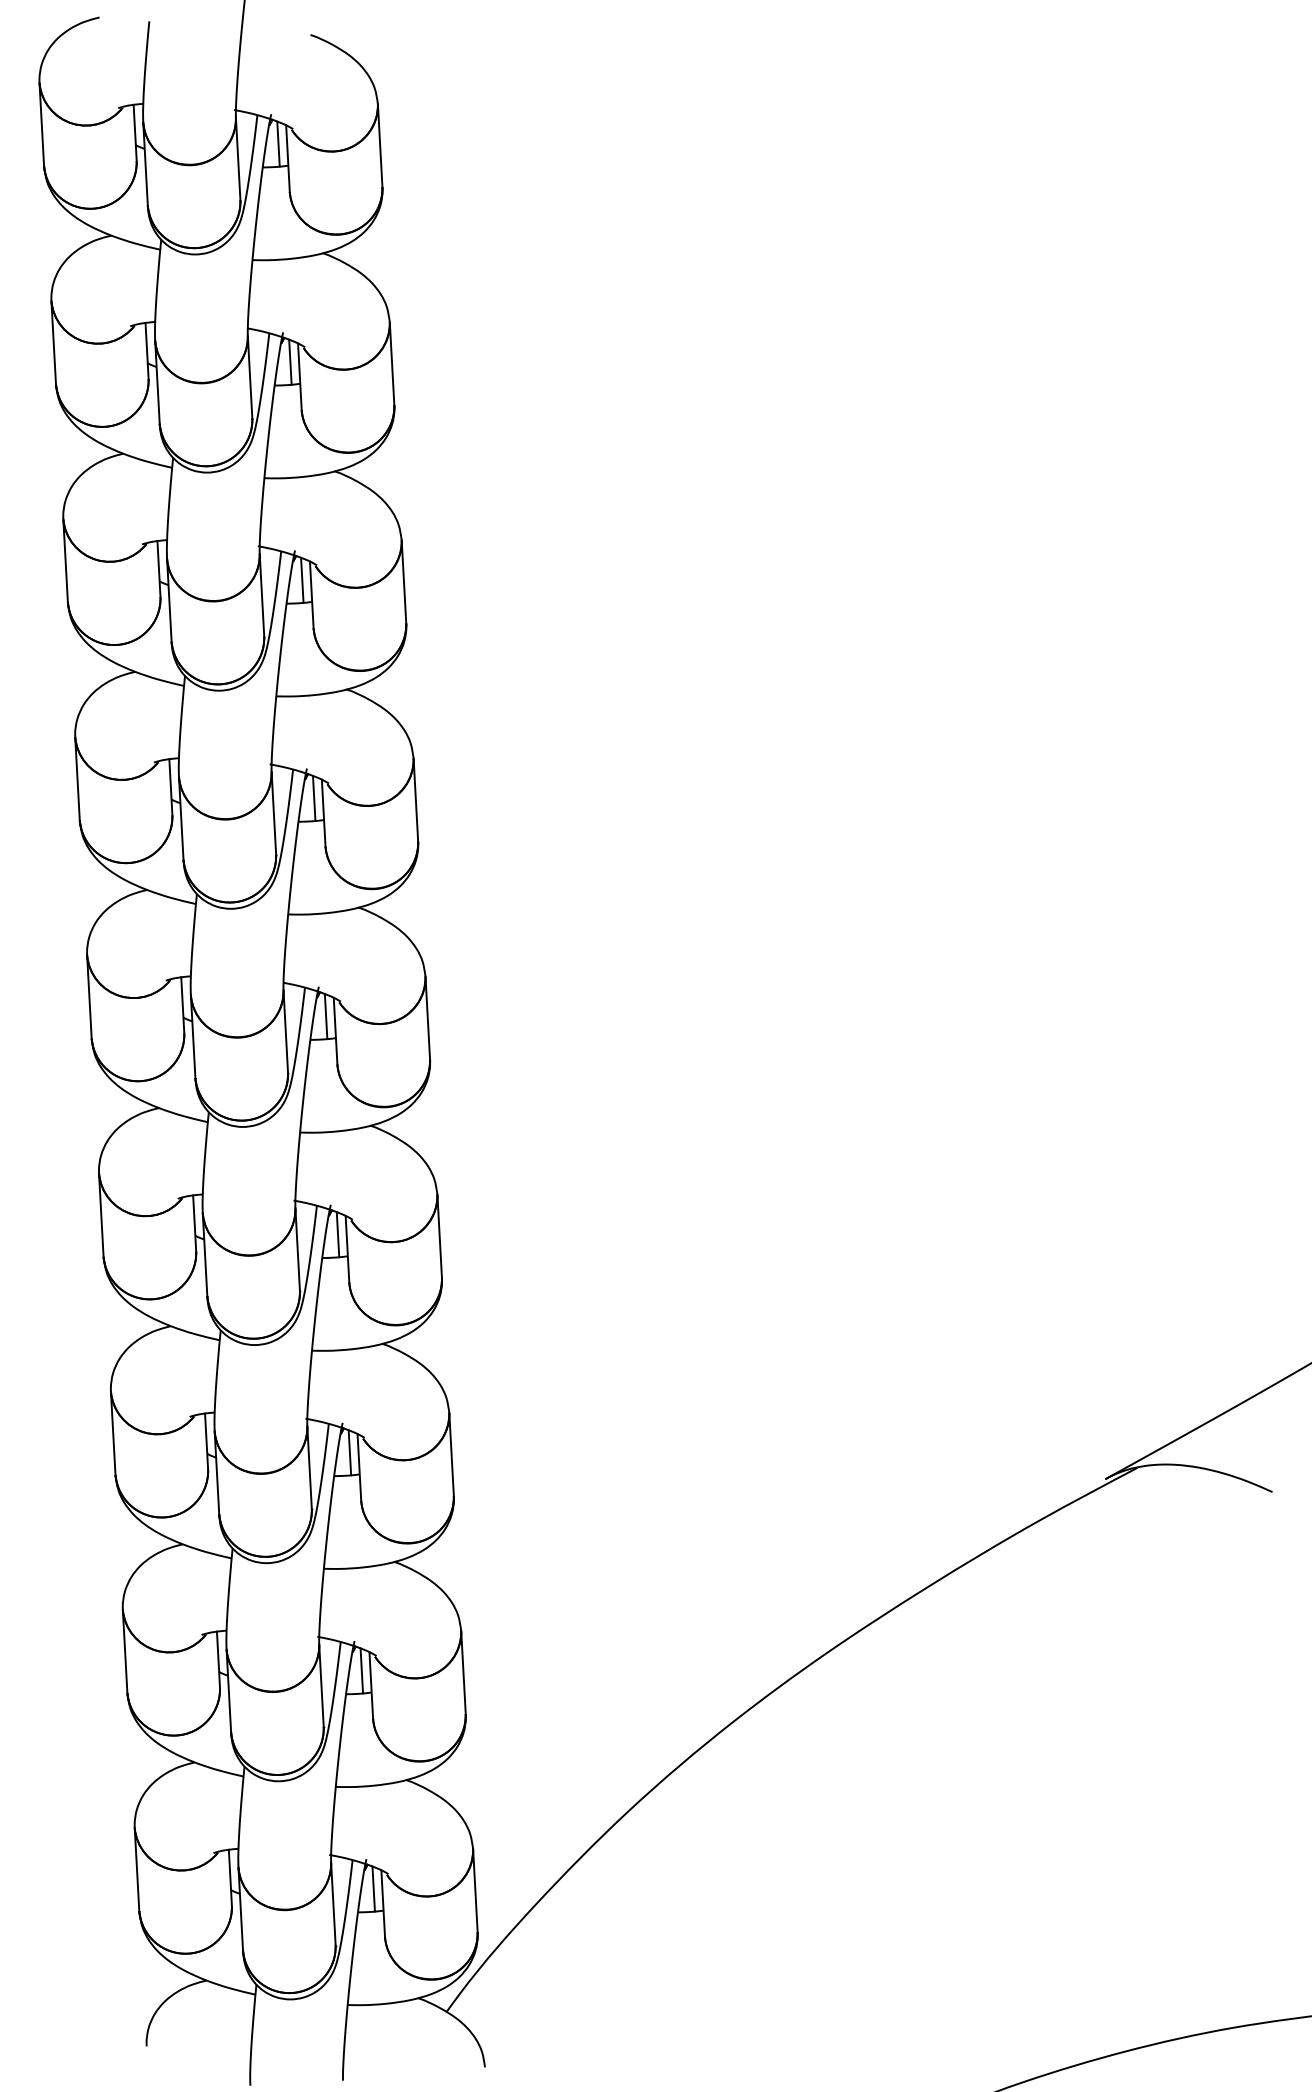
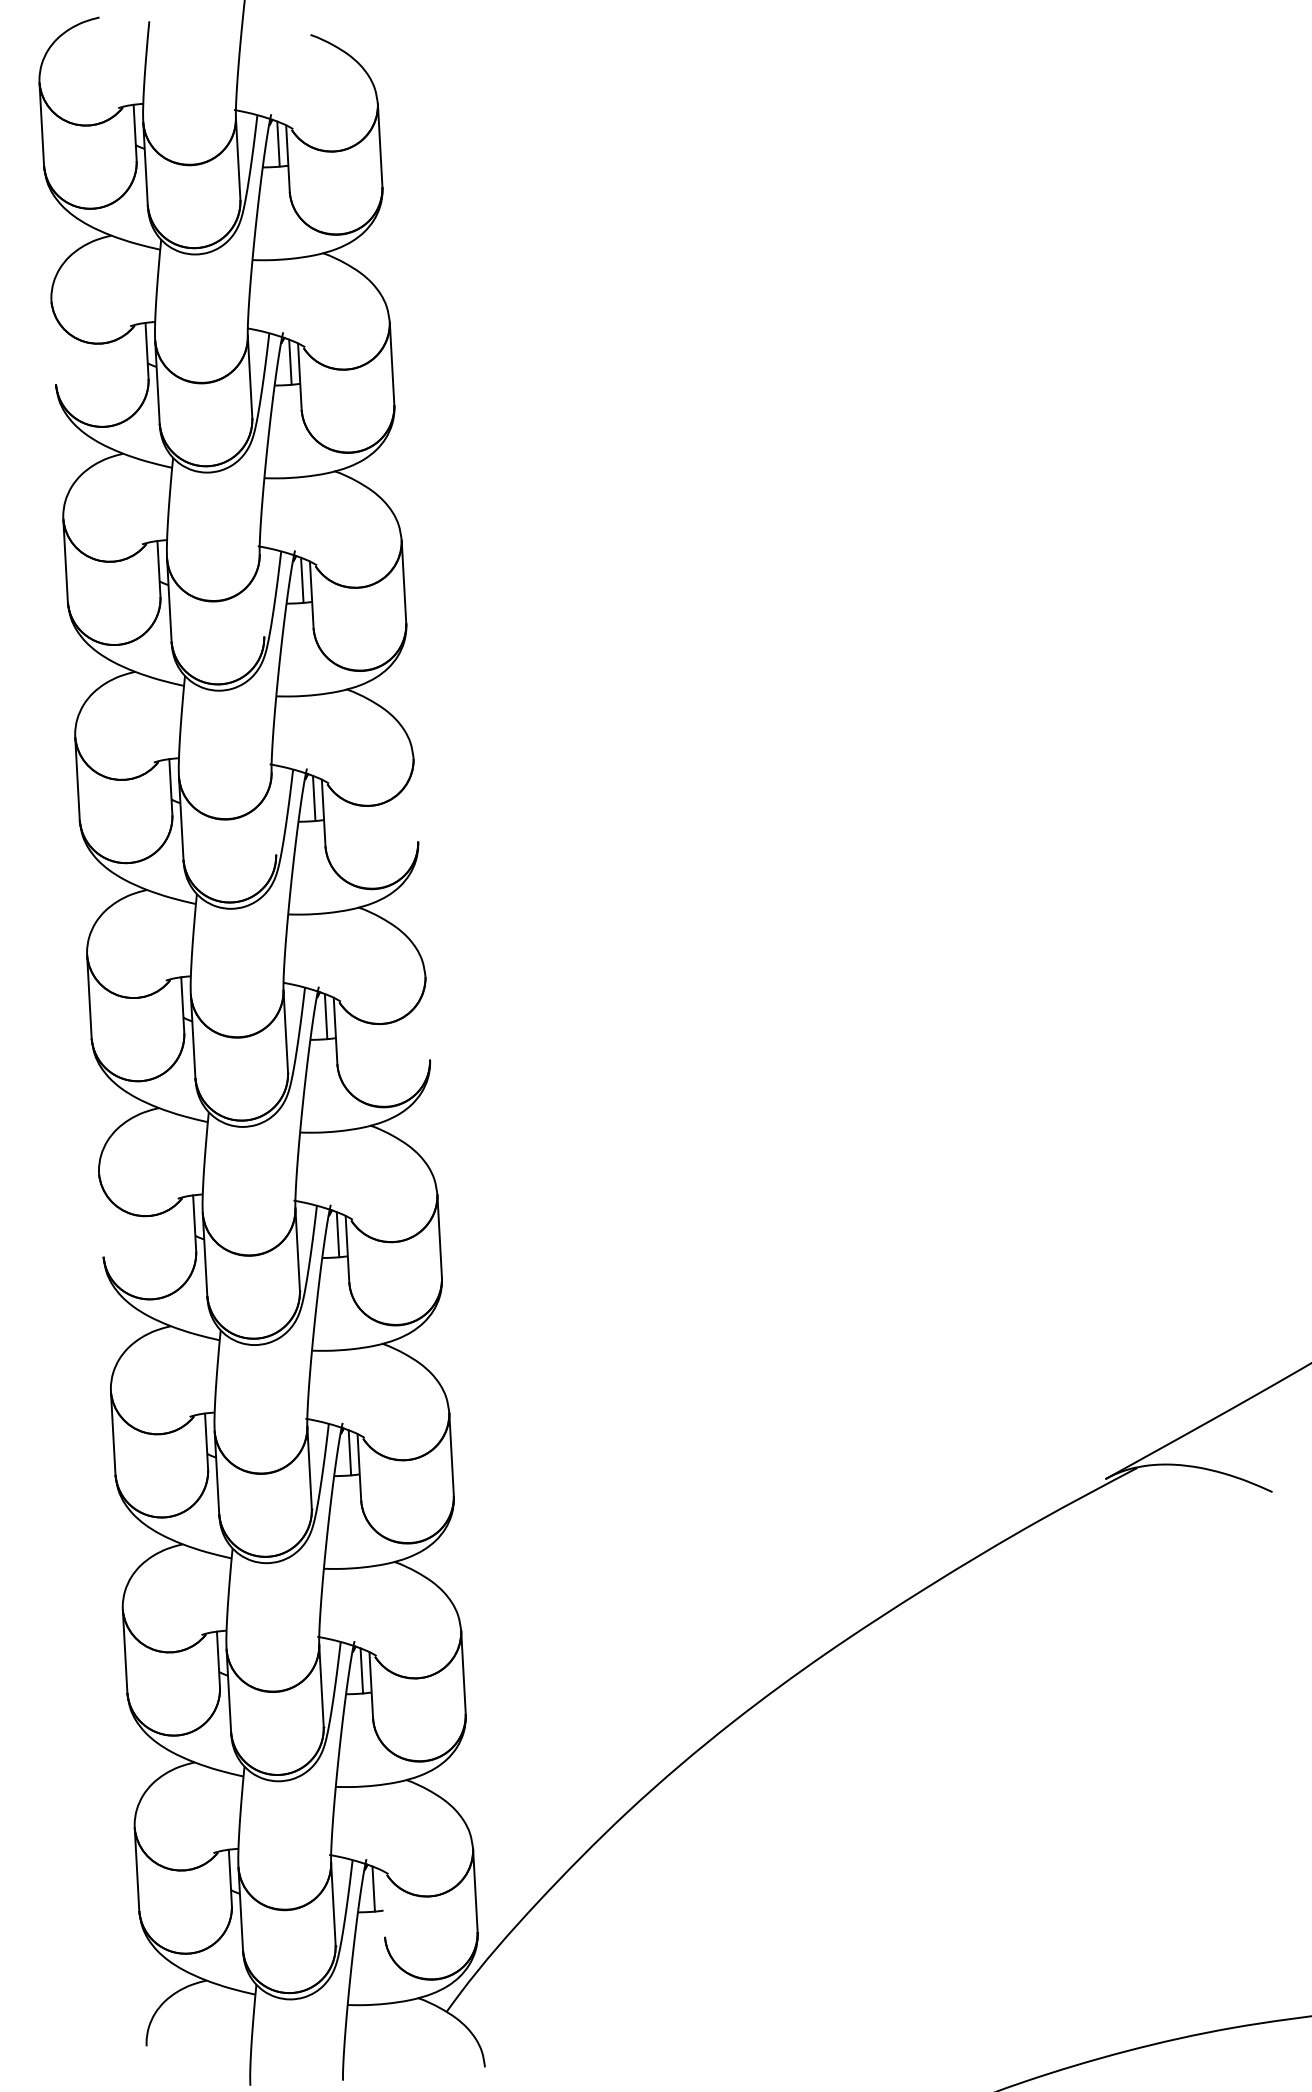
line: present -> none (53, 342)
line: present -> none (261, 594)
line: present -> none (415, 799)
line: present -> none (273, 812)
line: present -> none (427, 1017)
line: present -> none (101, 1214)
line: present -> none (383, 1903)
